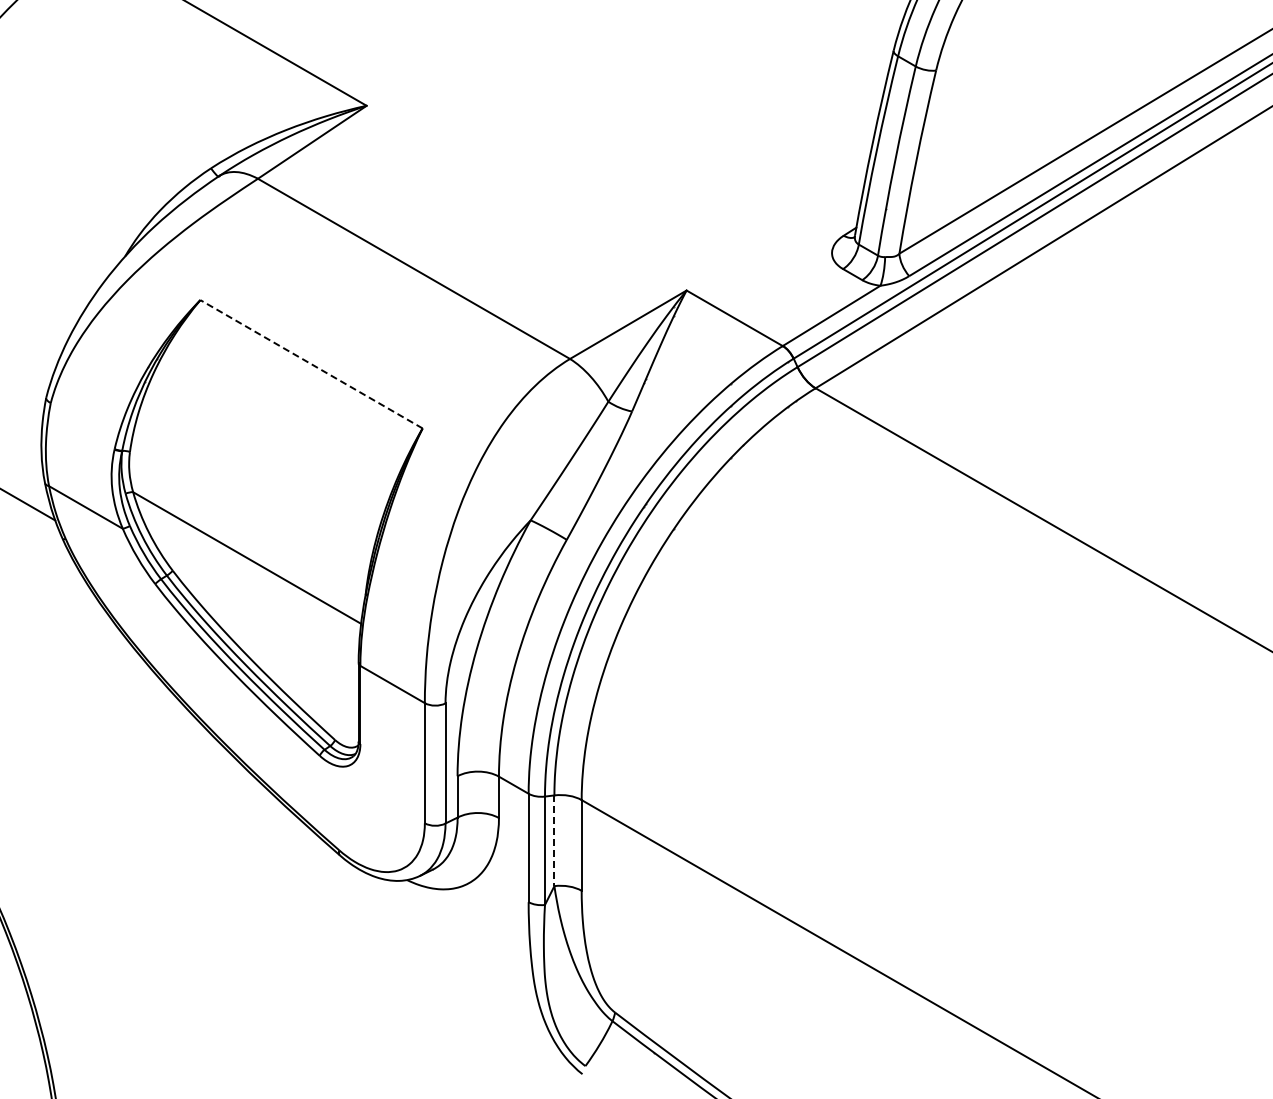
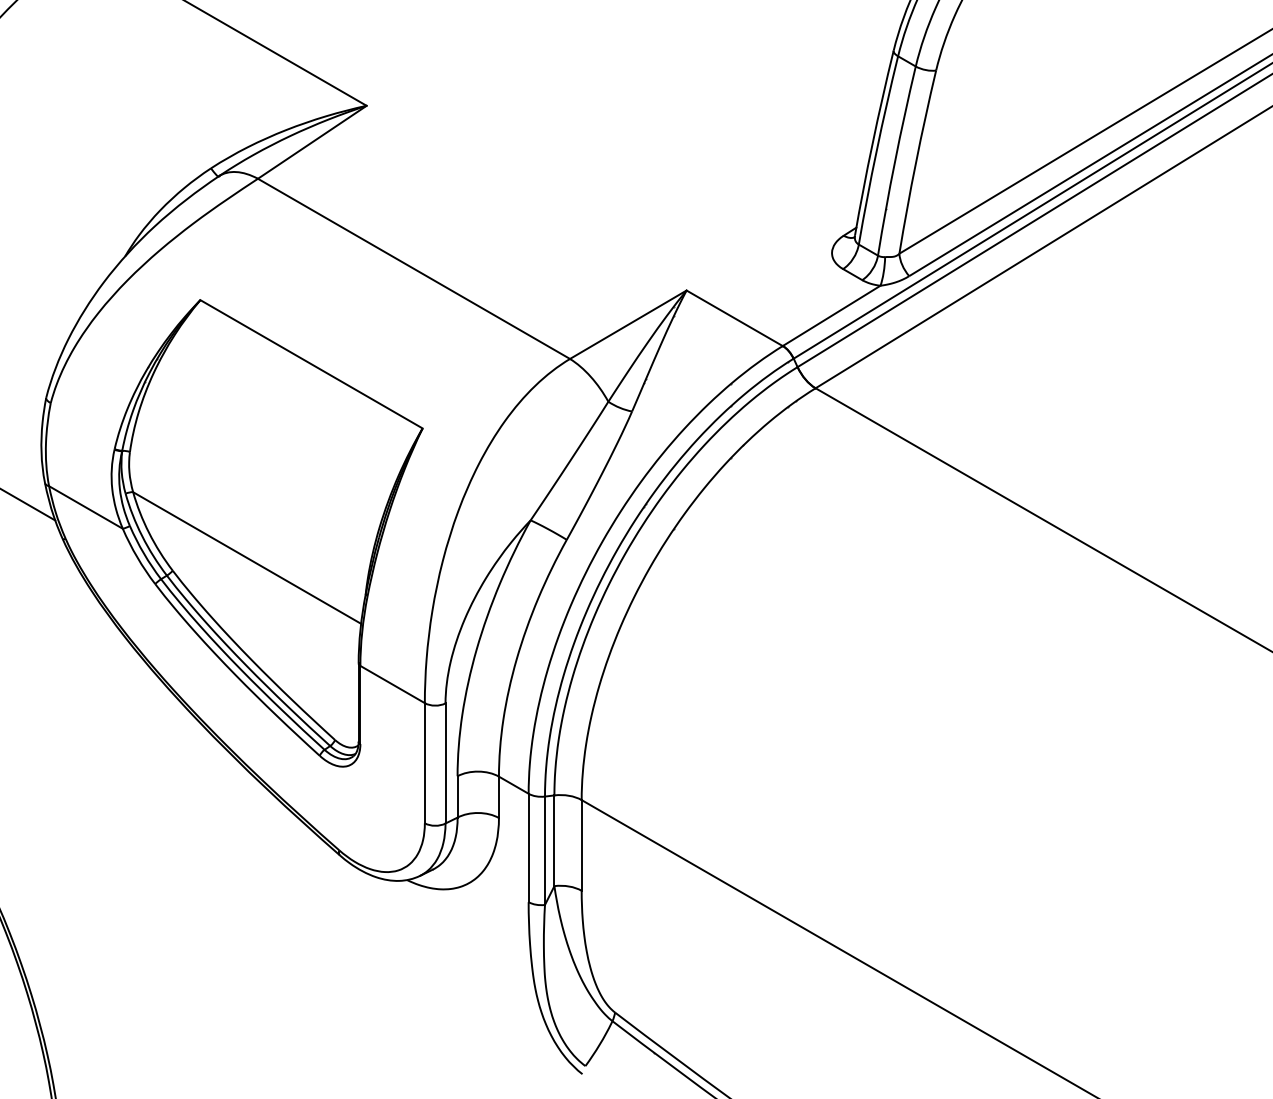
line: dashed -> solid (311, 364)
line: dashed -> solid (554, 841)
